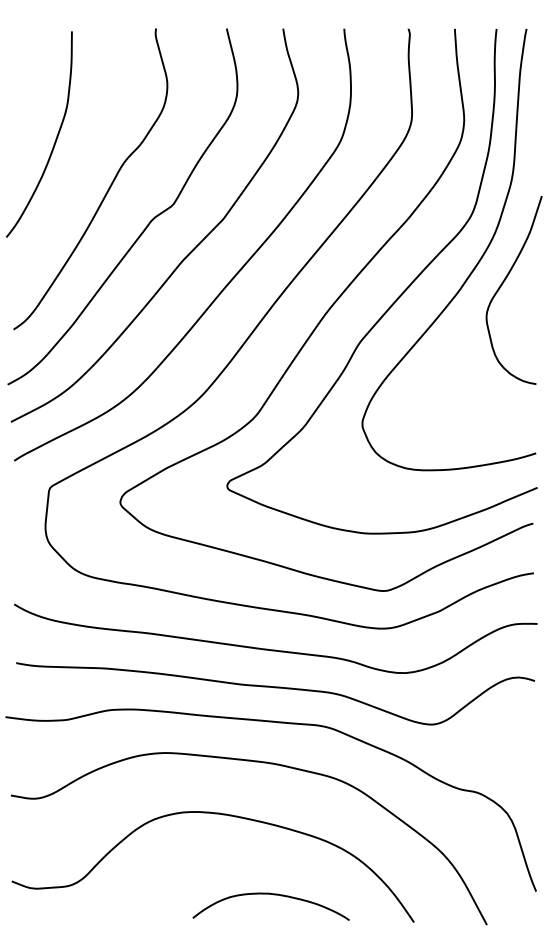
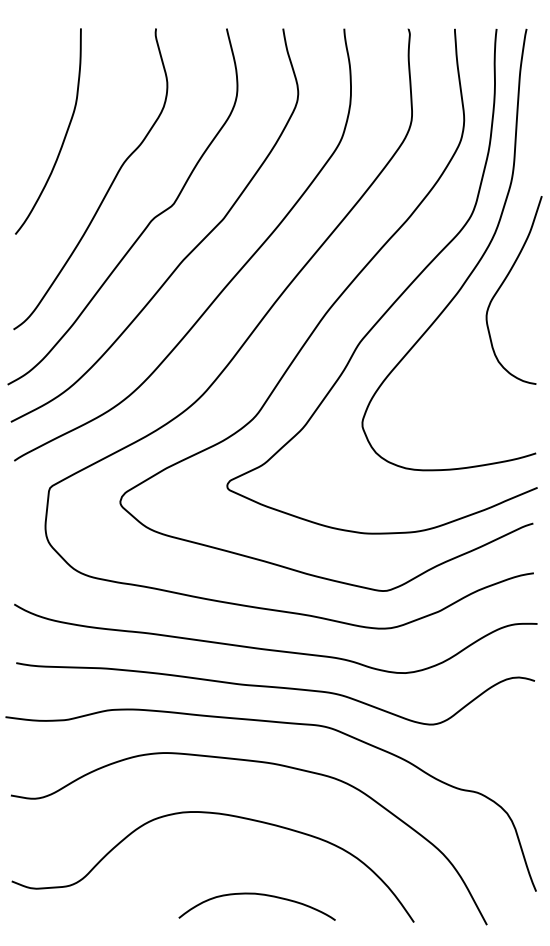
curve position: (55, 138) -> (64, 135) (64, 135)
curve position: (273, 895) -> (259, 895) (259, 895)
